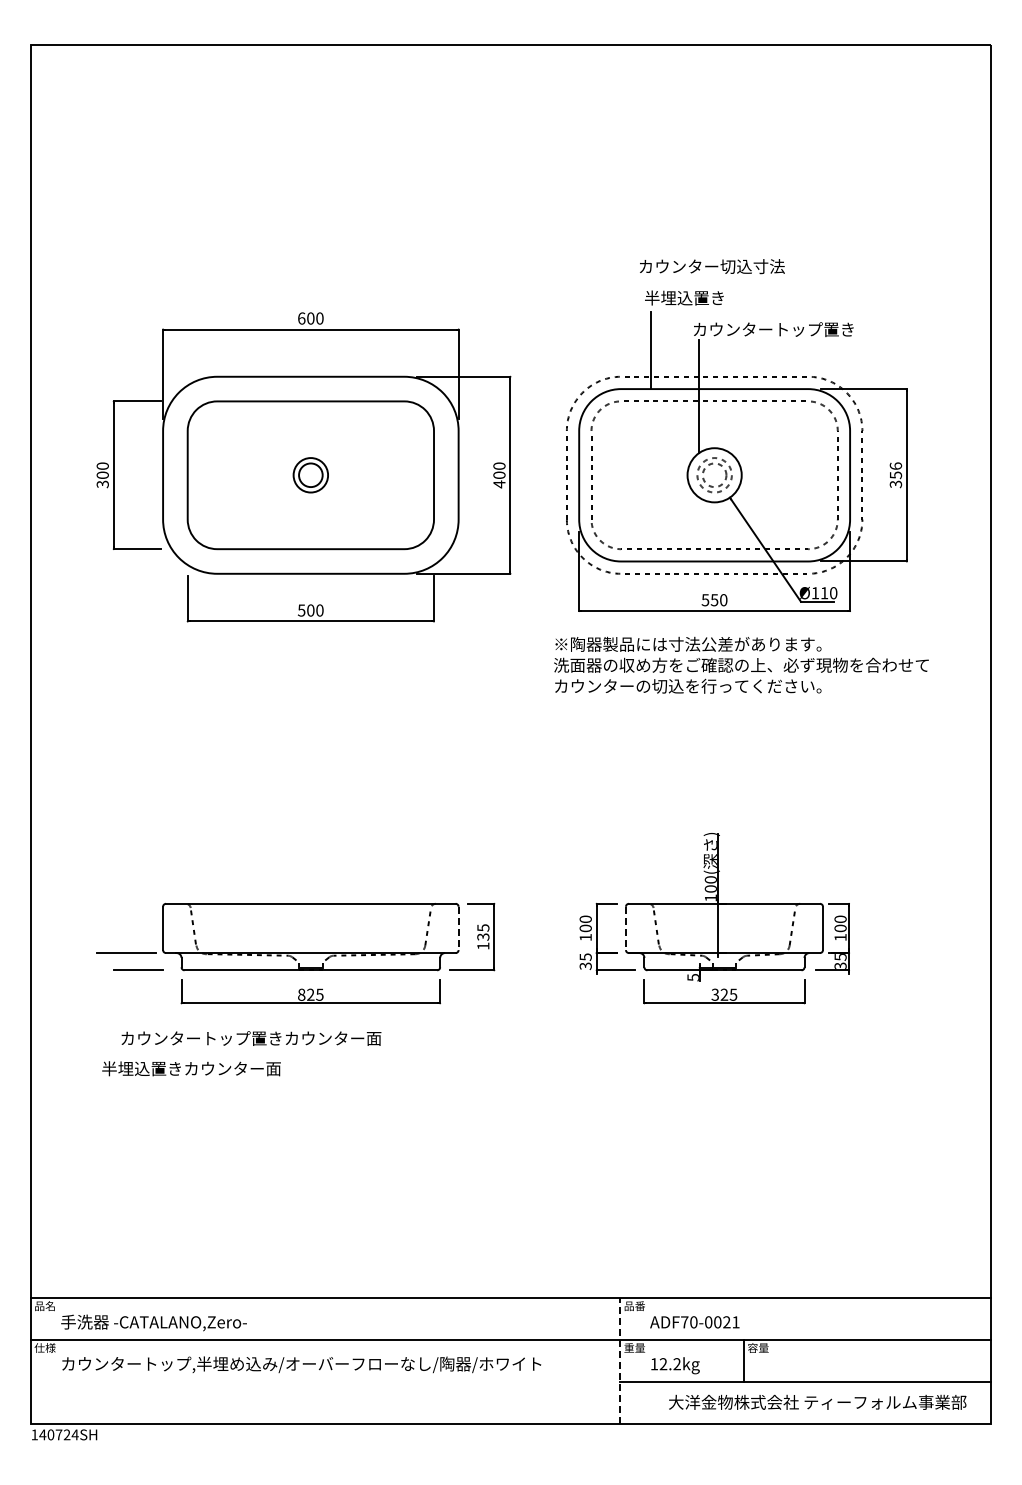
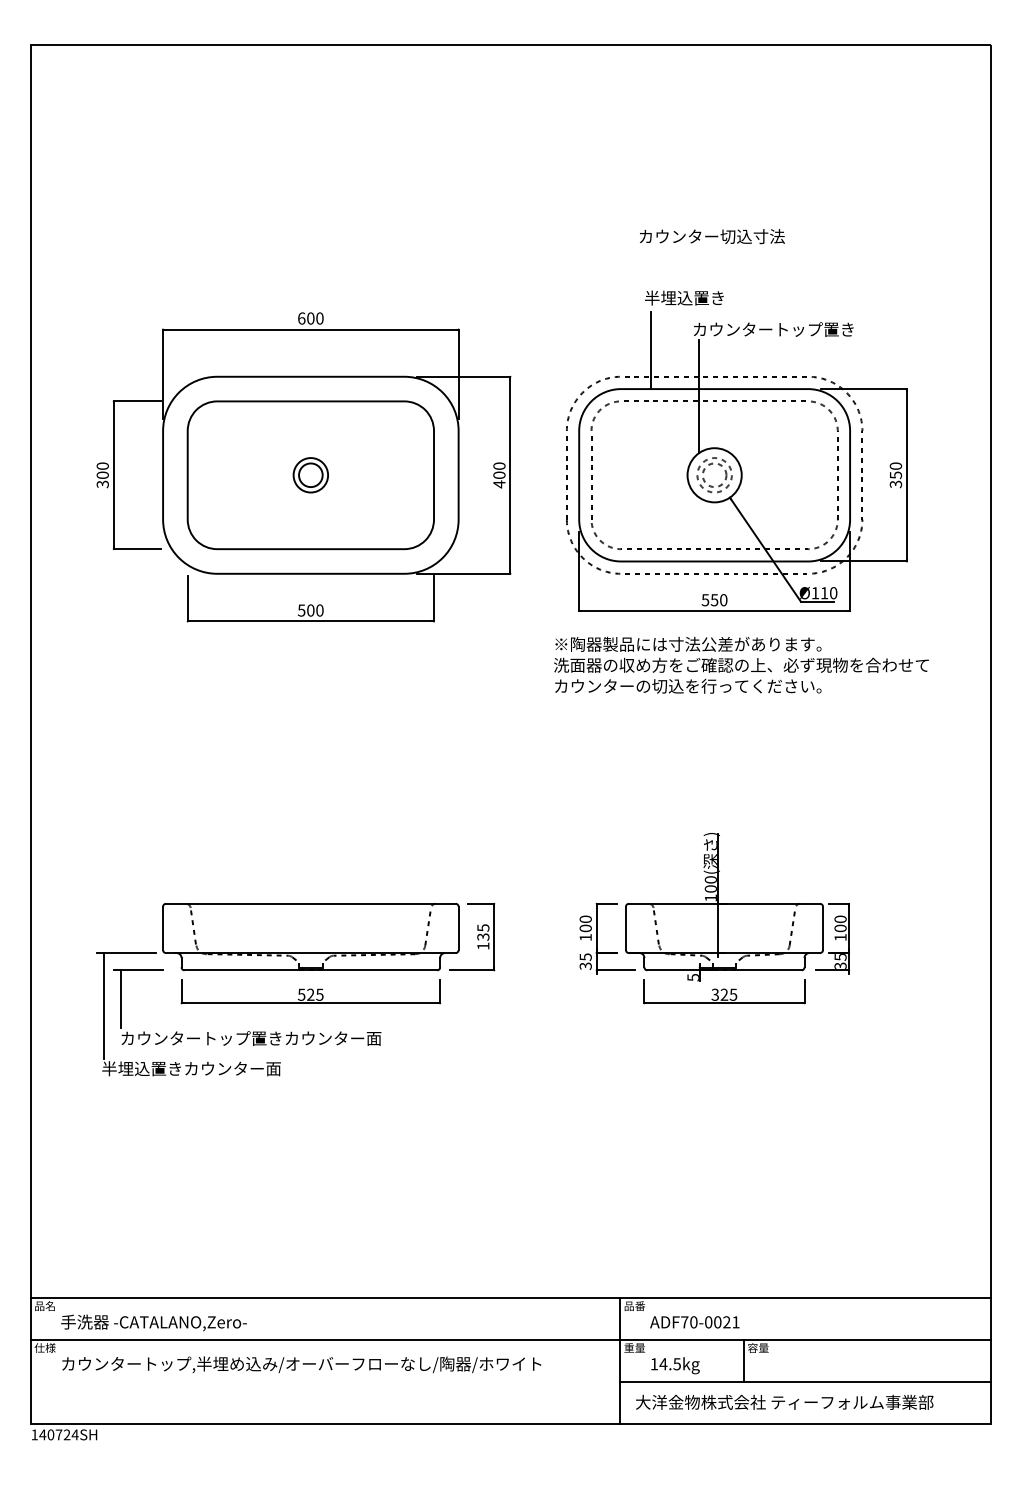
text position: (712, 266) -> (712, 236) (712, 236)
text: 356 -> 350 (895, 465)
line: dashed -> solid (458, 928)
line: dashed -> solid (625, 928)
text: 825 -> 525 (301, 994)
line: none -> present (121, 998)
line: none -> present (104, 1006)
line: dashed -> solid (620, 1360)
text: 12.2kg -> 14.5kg (669, 1364)
text position: (817, 1401) -> (784, 1401) (784, 1401)
